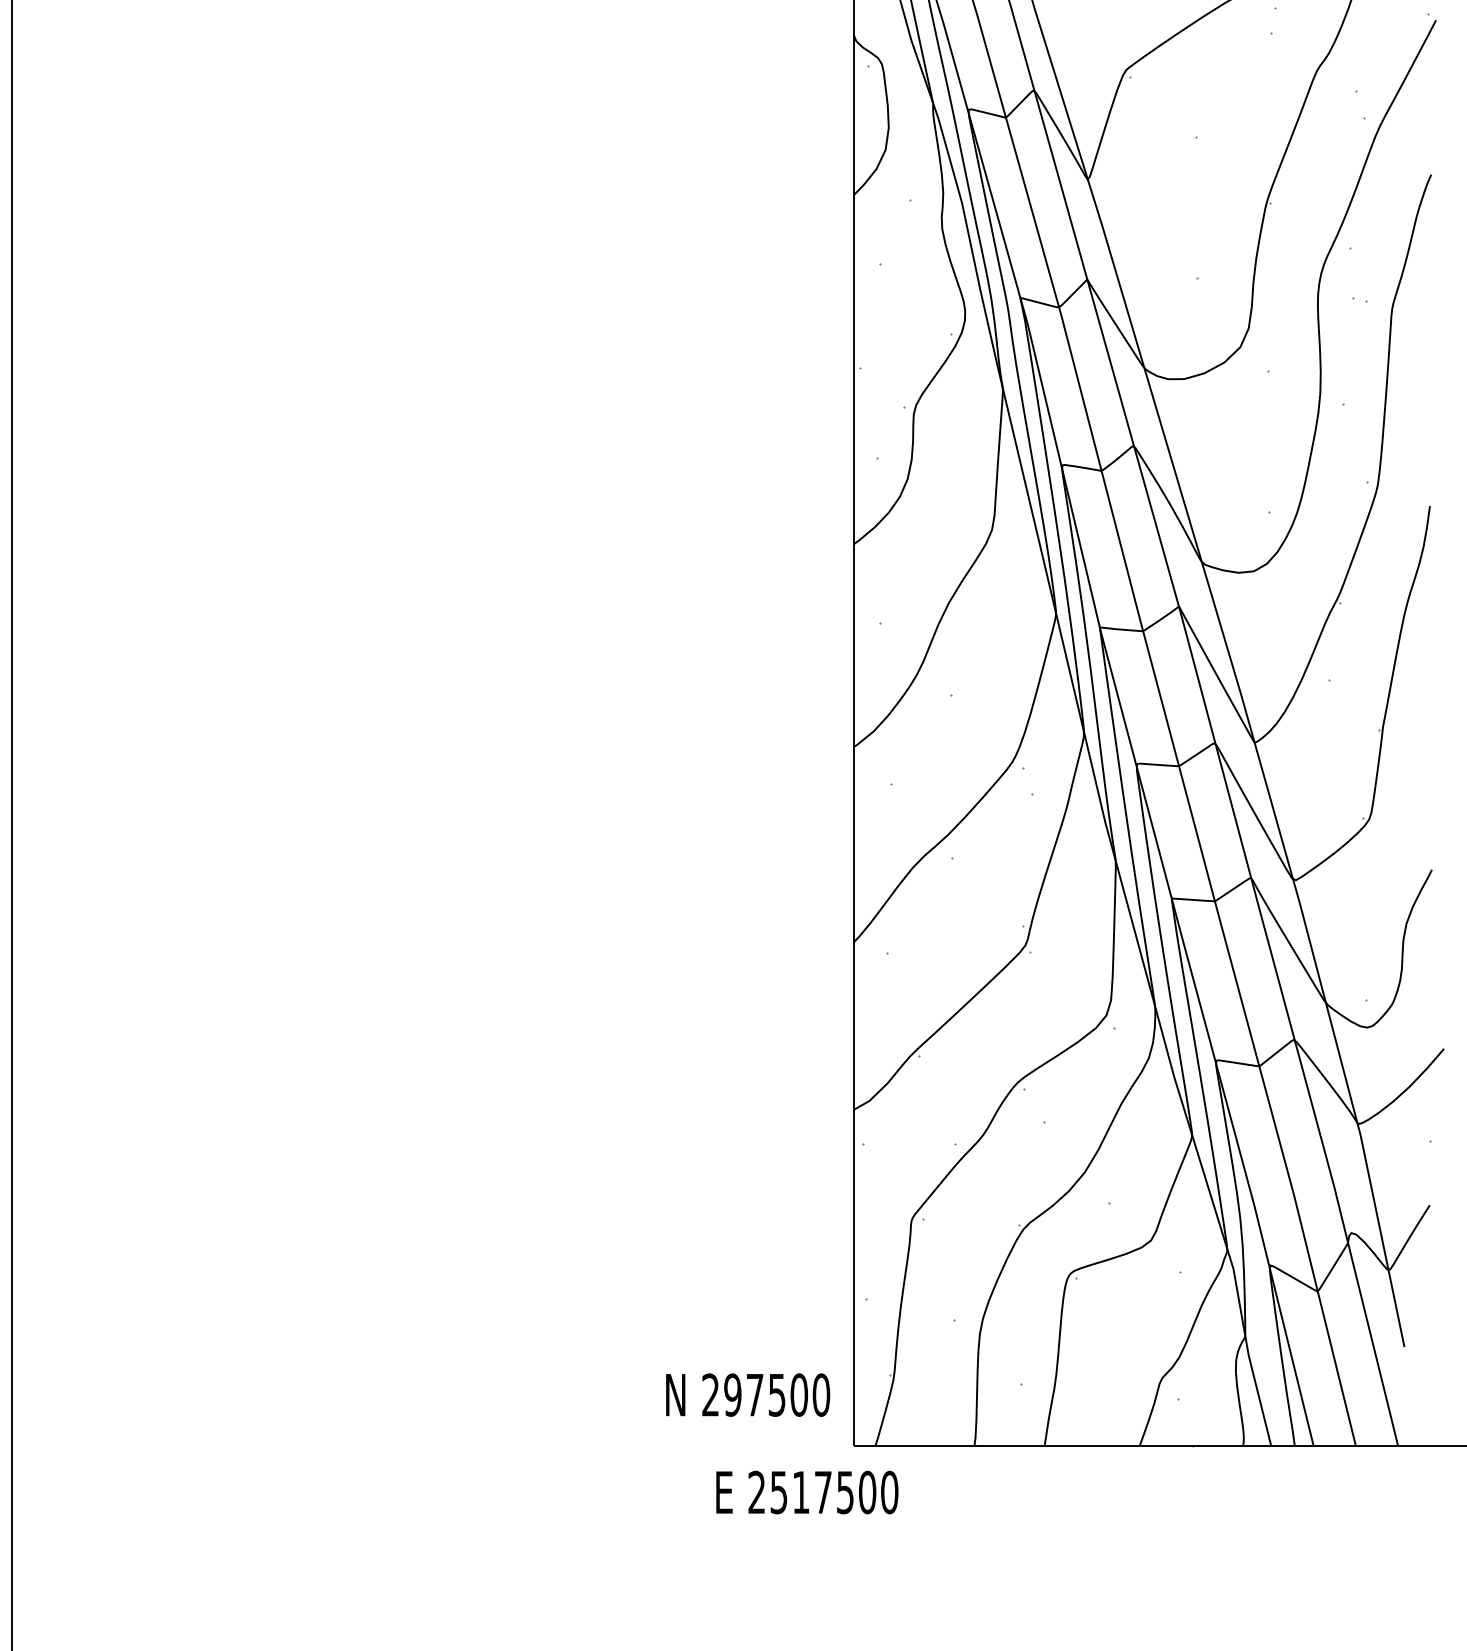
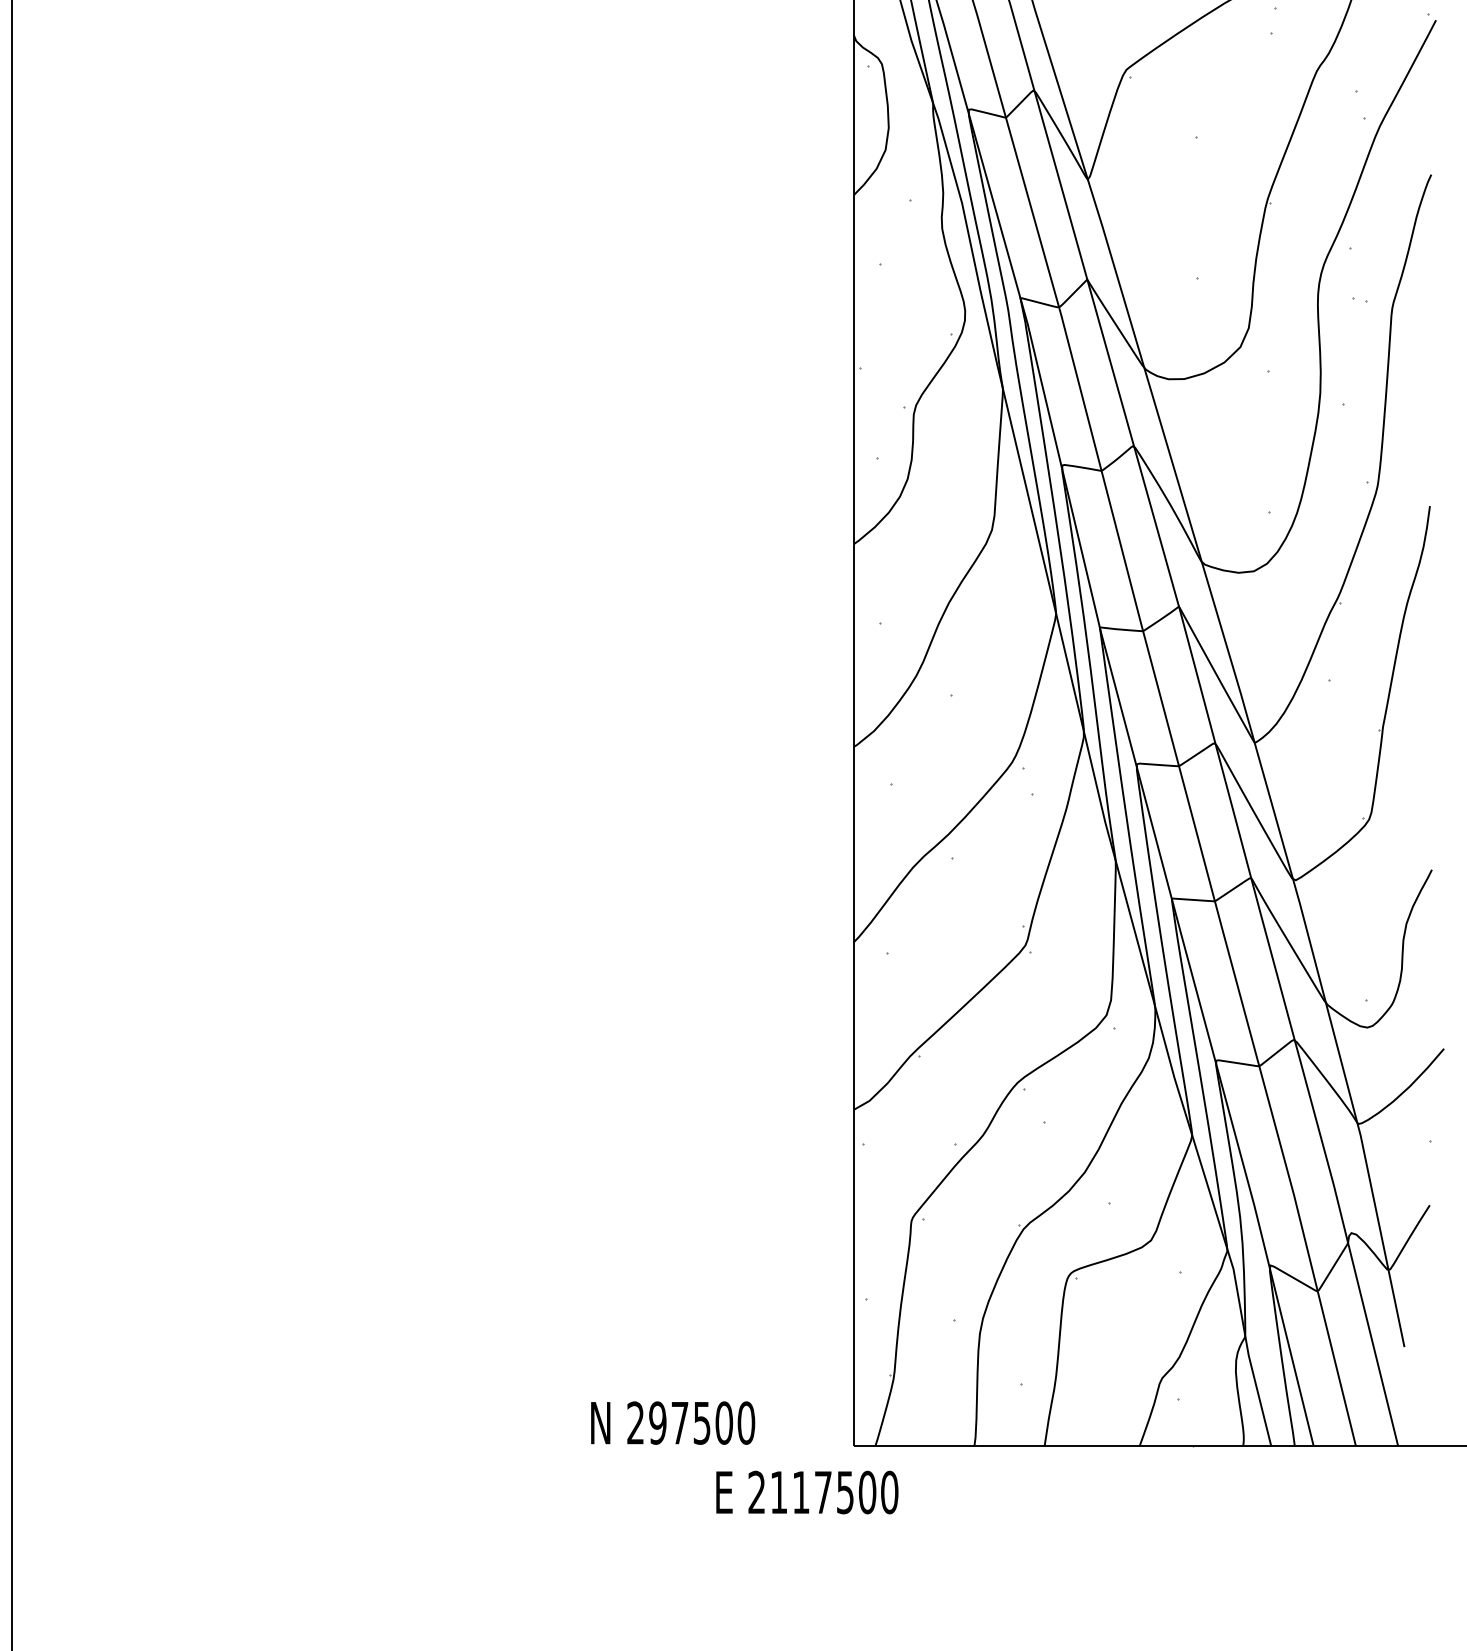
text position: (748, 1394) -> (673, 1422) (673, 1422)
text: 2517500 -> 2117500 (778, 1492)
